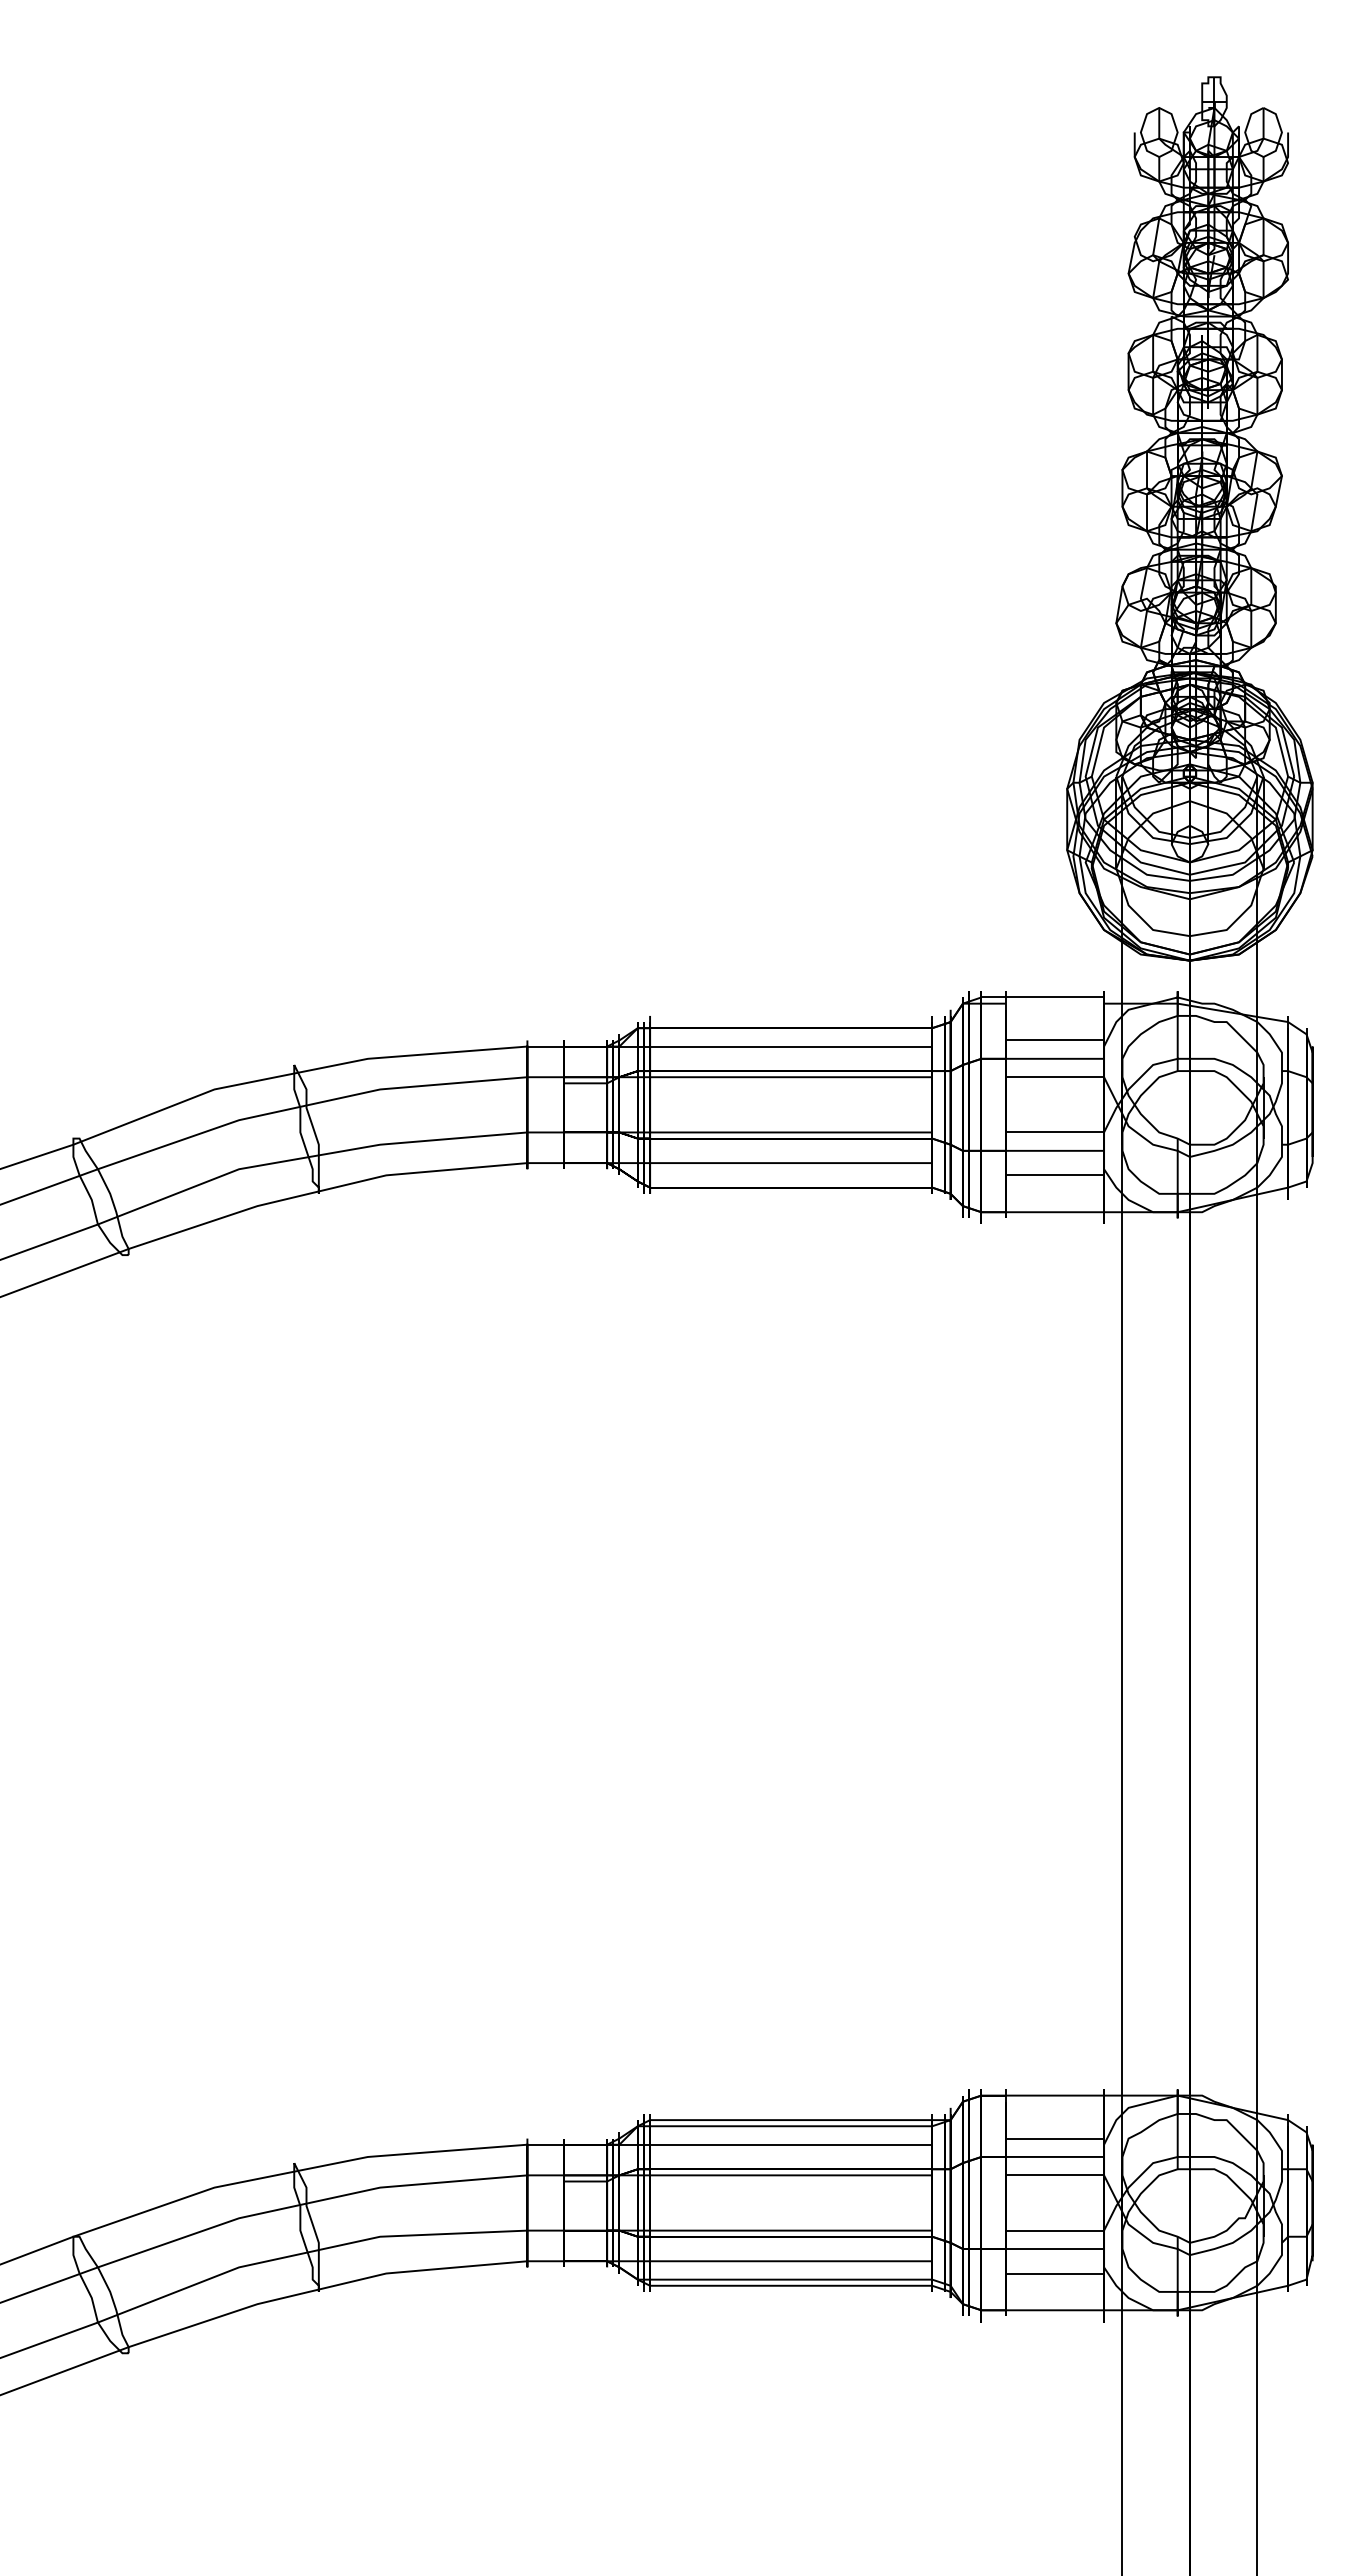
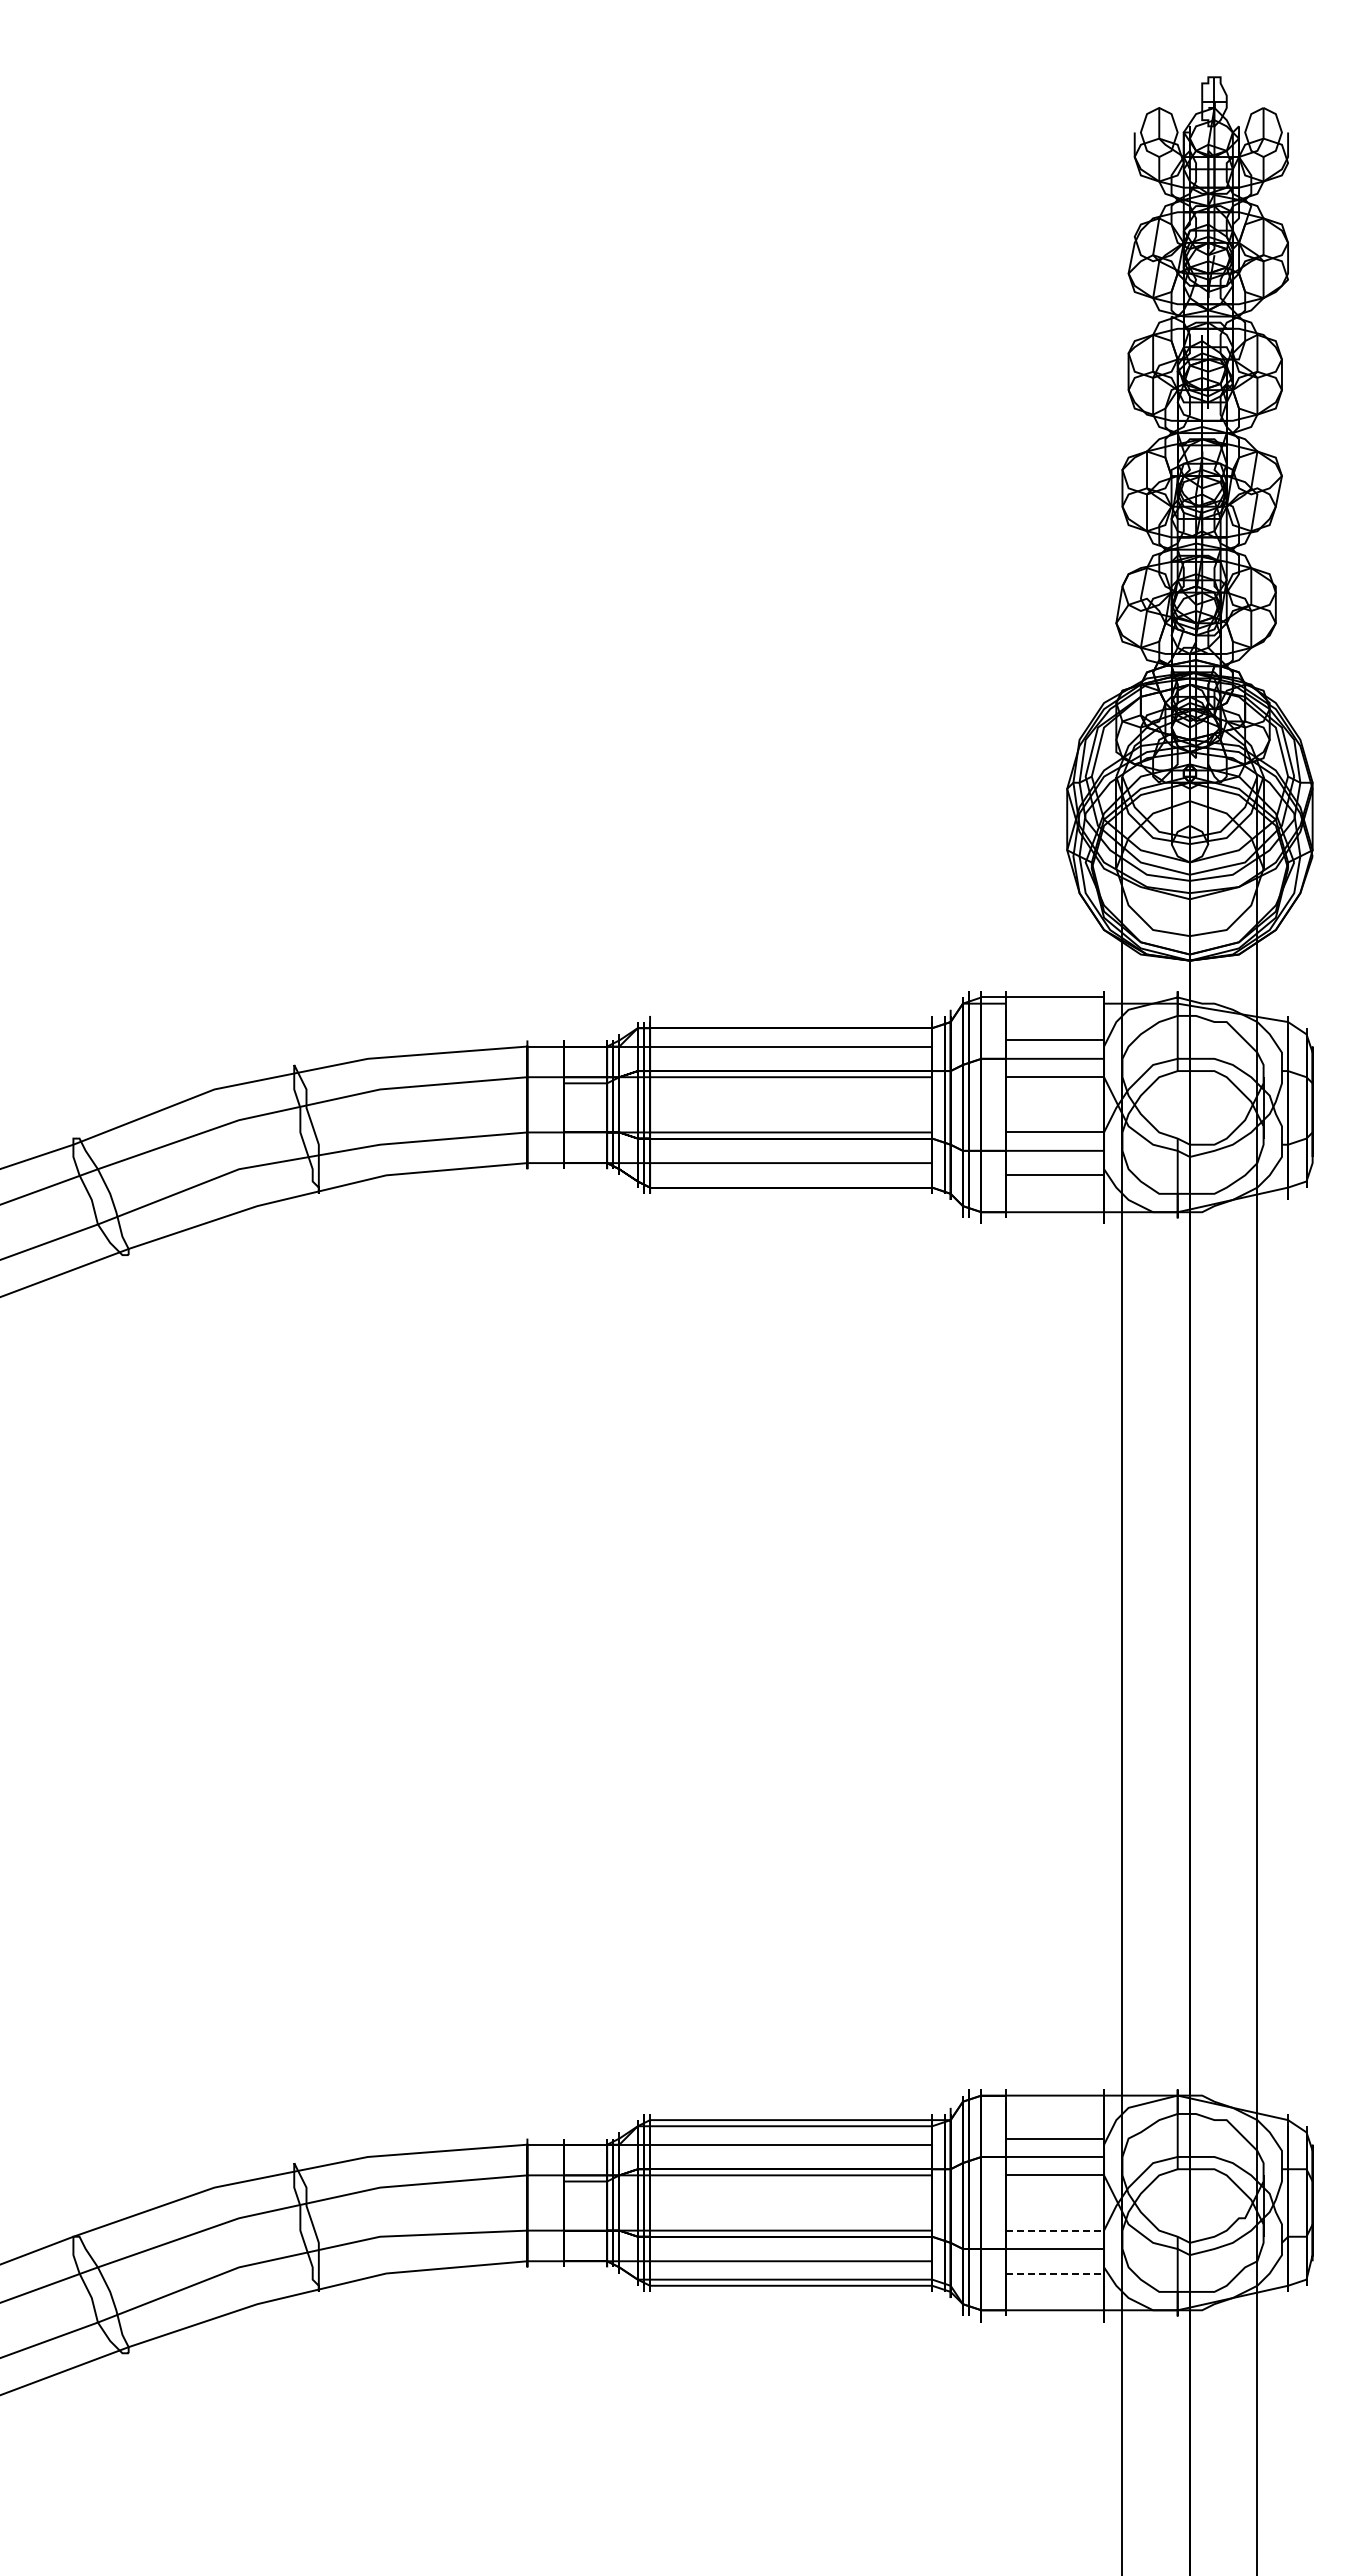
line: solid -> dashed (1055, 2230)
line: solid -> dashed (1055, 2273)
